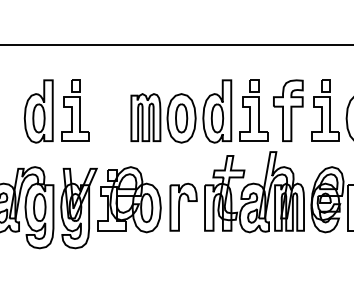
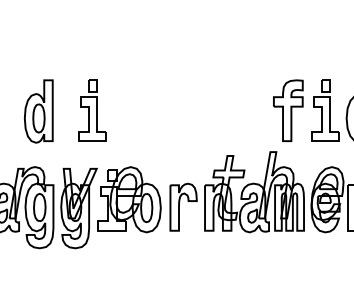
line: present -> none (176, 44)
part position: (75, 110) -> (92, 110) (92, 110)
part: present -> none (199, 111)
